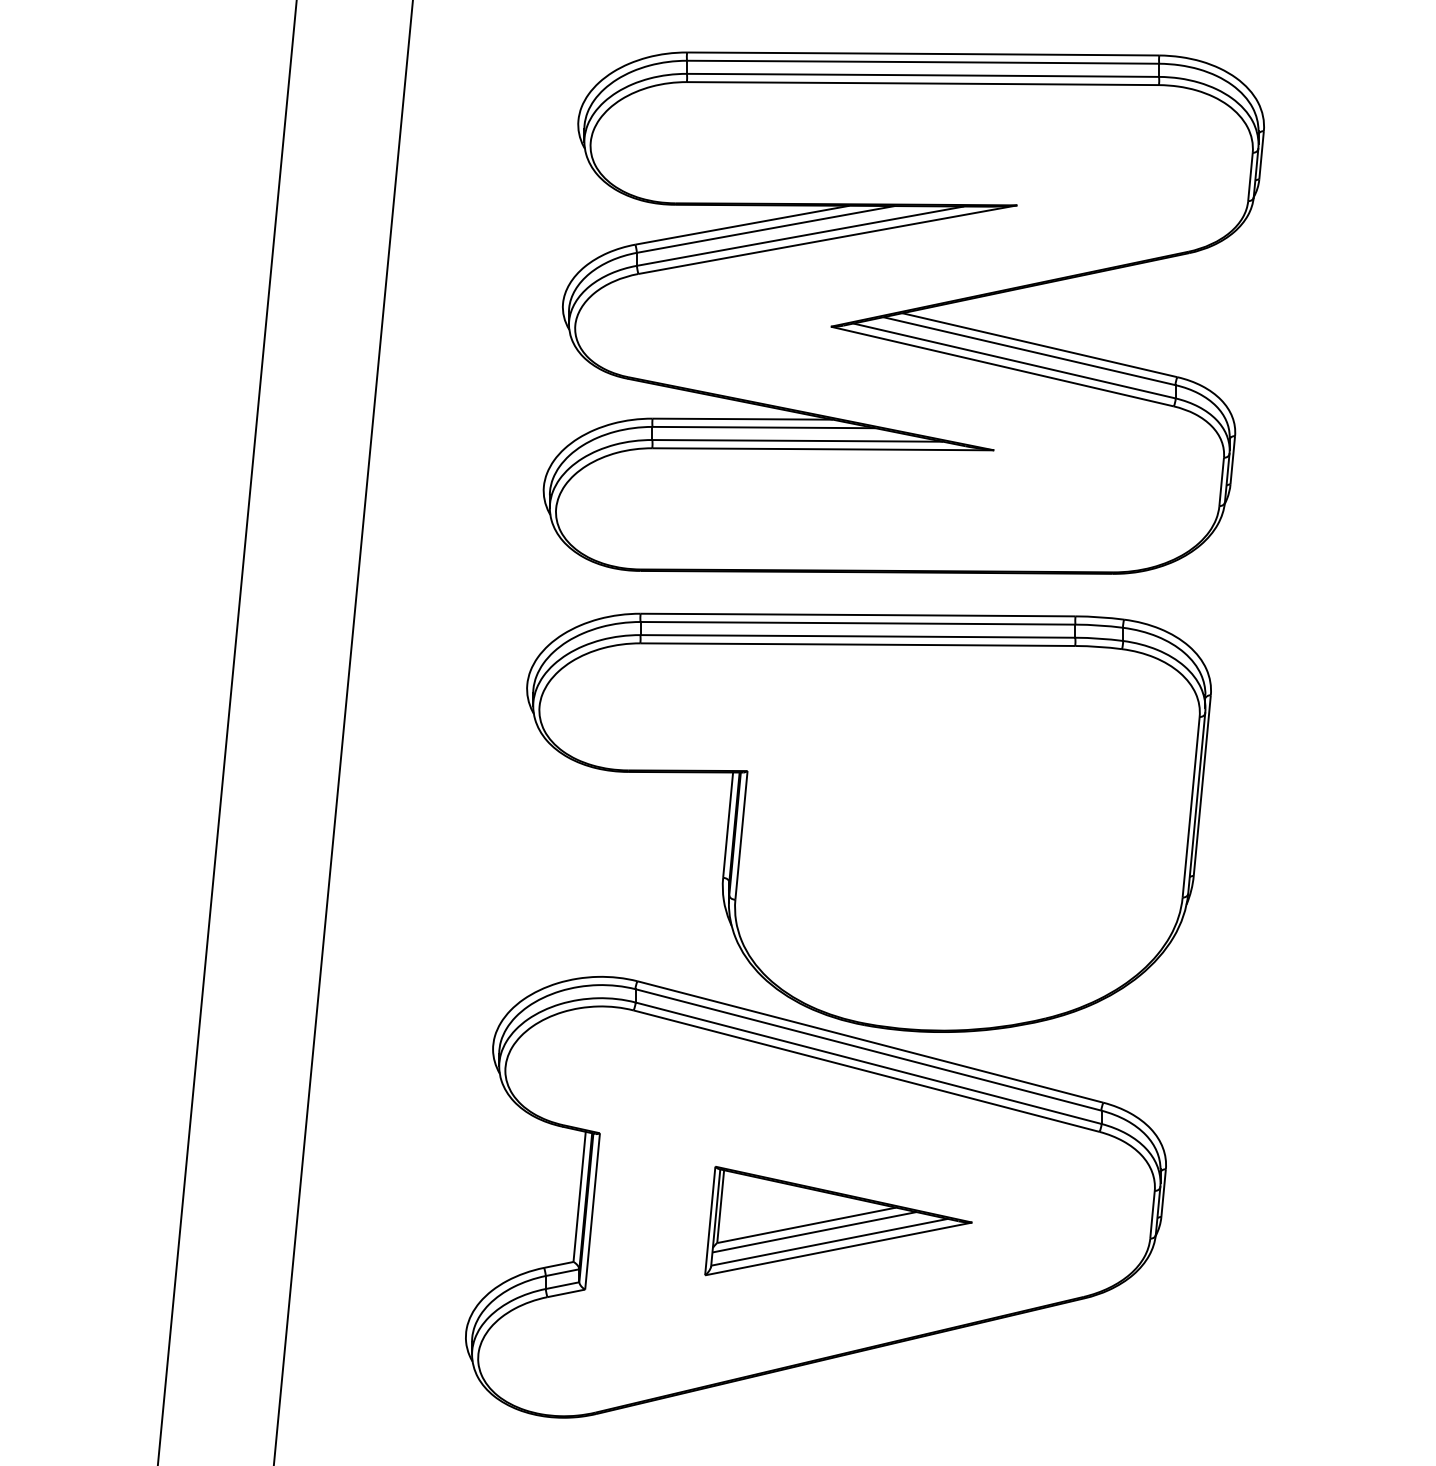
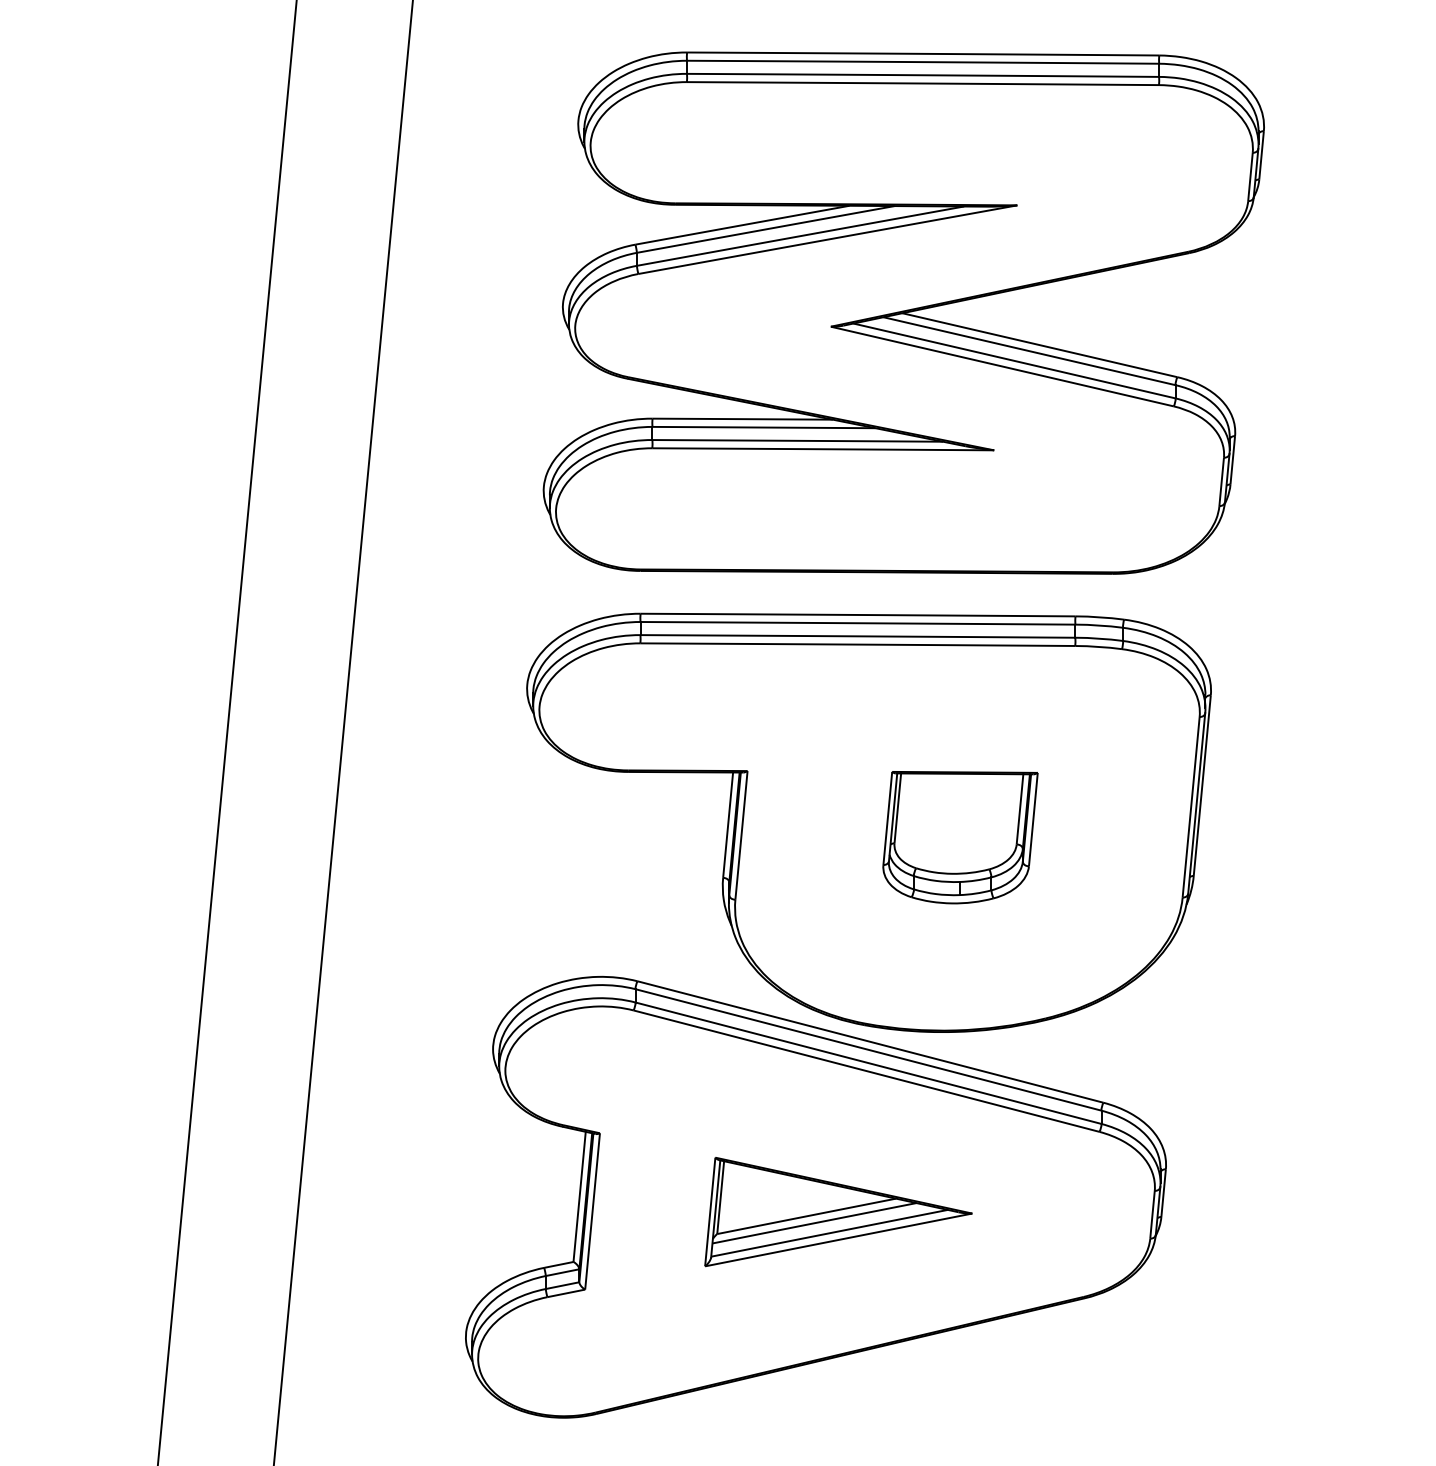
part: none -> present (960, 837)
part position: (838, 1221) -> (838, 1212) (838, 1212)
